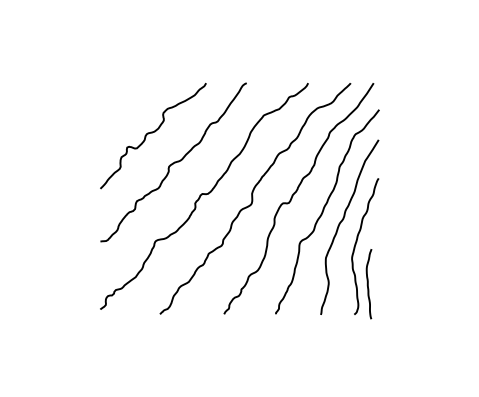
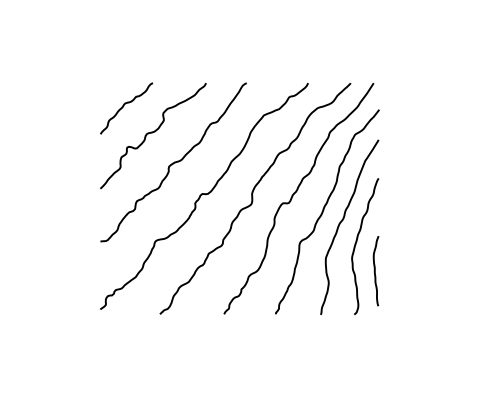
curve: none -> present (124, 106)
curve position: (368, 284) -> (375, 271) (375, 271)
